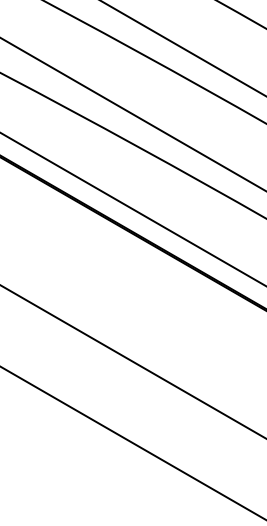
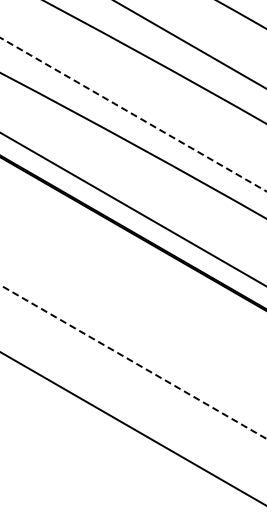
line position: (182, 48) -> (189, 44) (189, 44)
line: solid -> dashed (133, 114)
line: solid -> dashed (133, 362)
line position: (132, 442) -> (132, 428) (132, 428)
